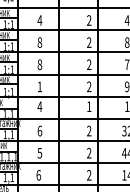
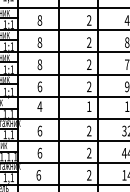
text: 4 -> 8 (39, 20)
text: 1 -> 6 (39, 86)
text: 5 -> 6 (39, 152)
